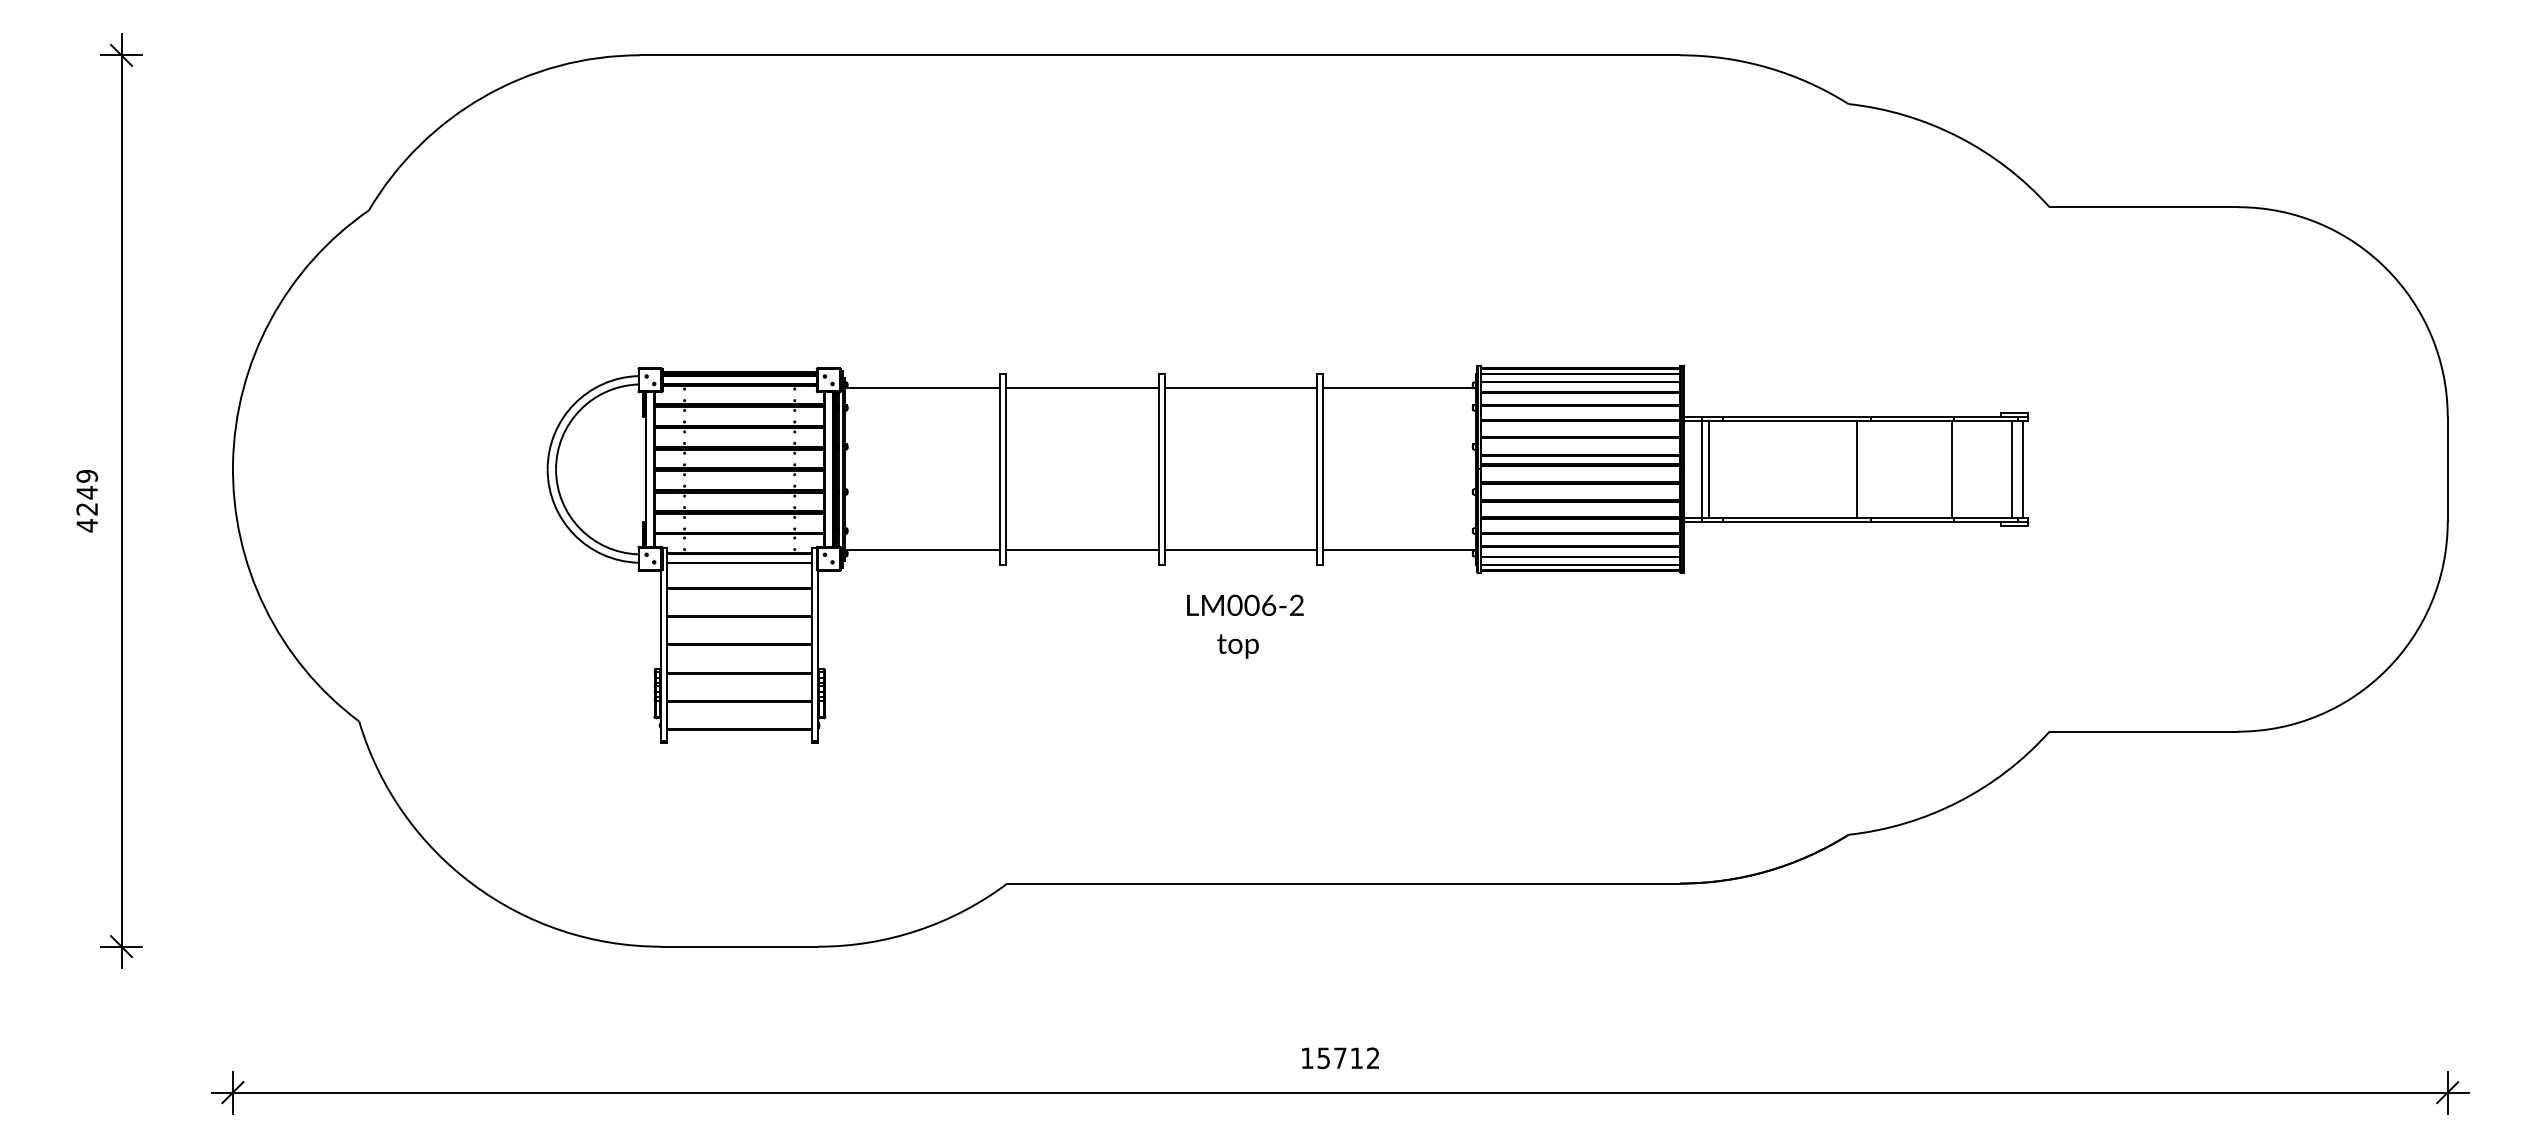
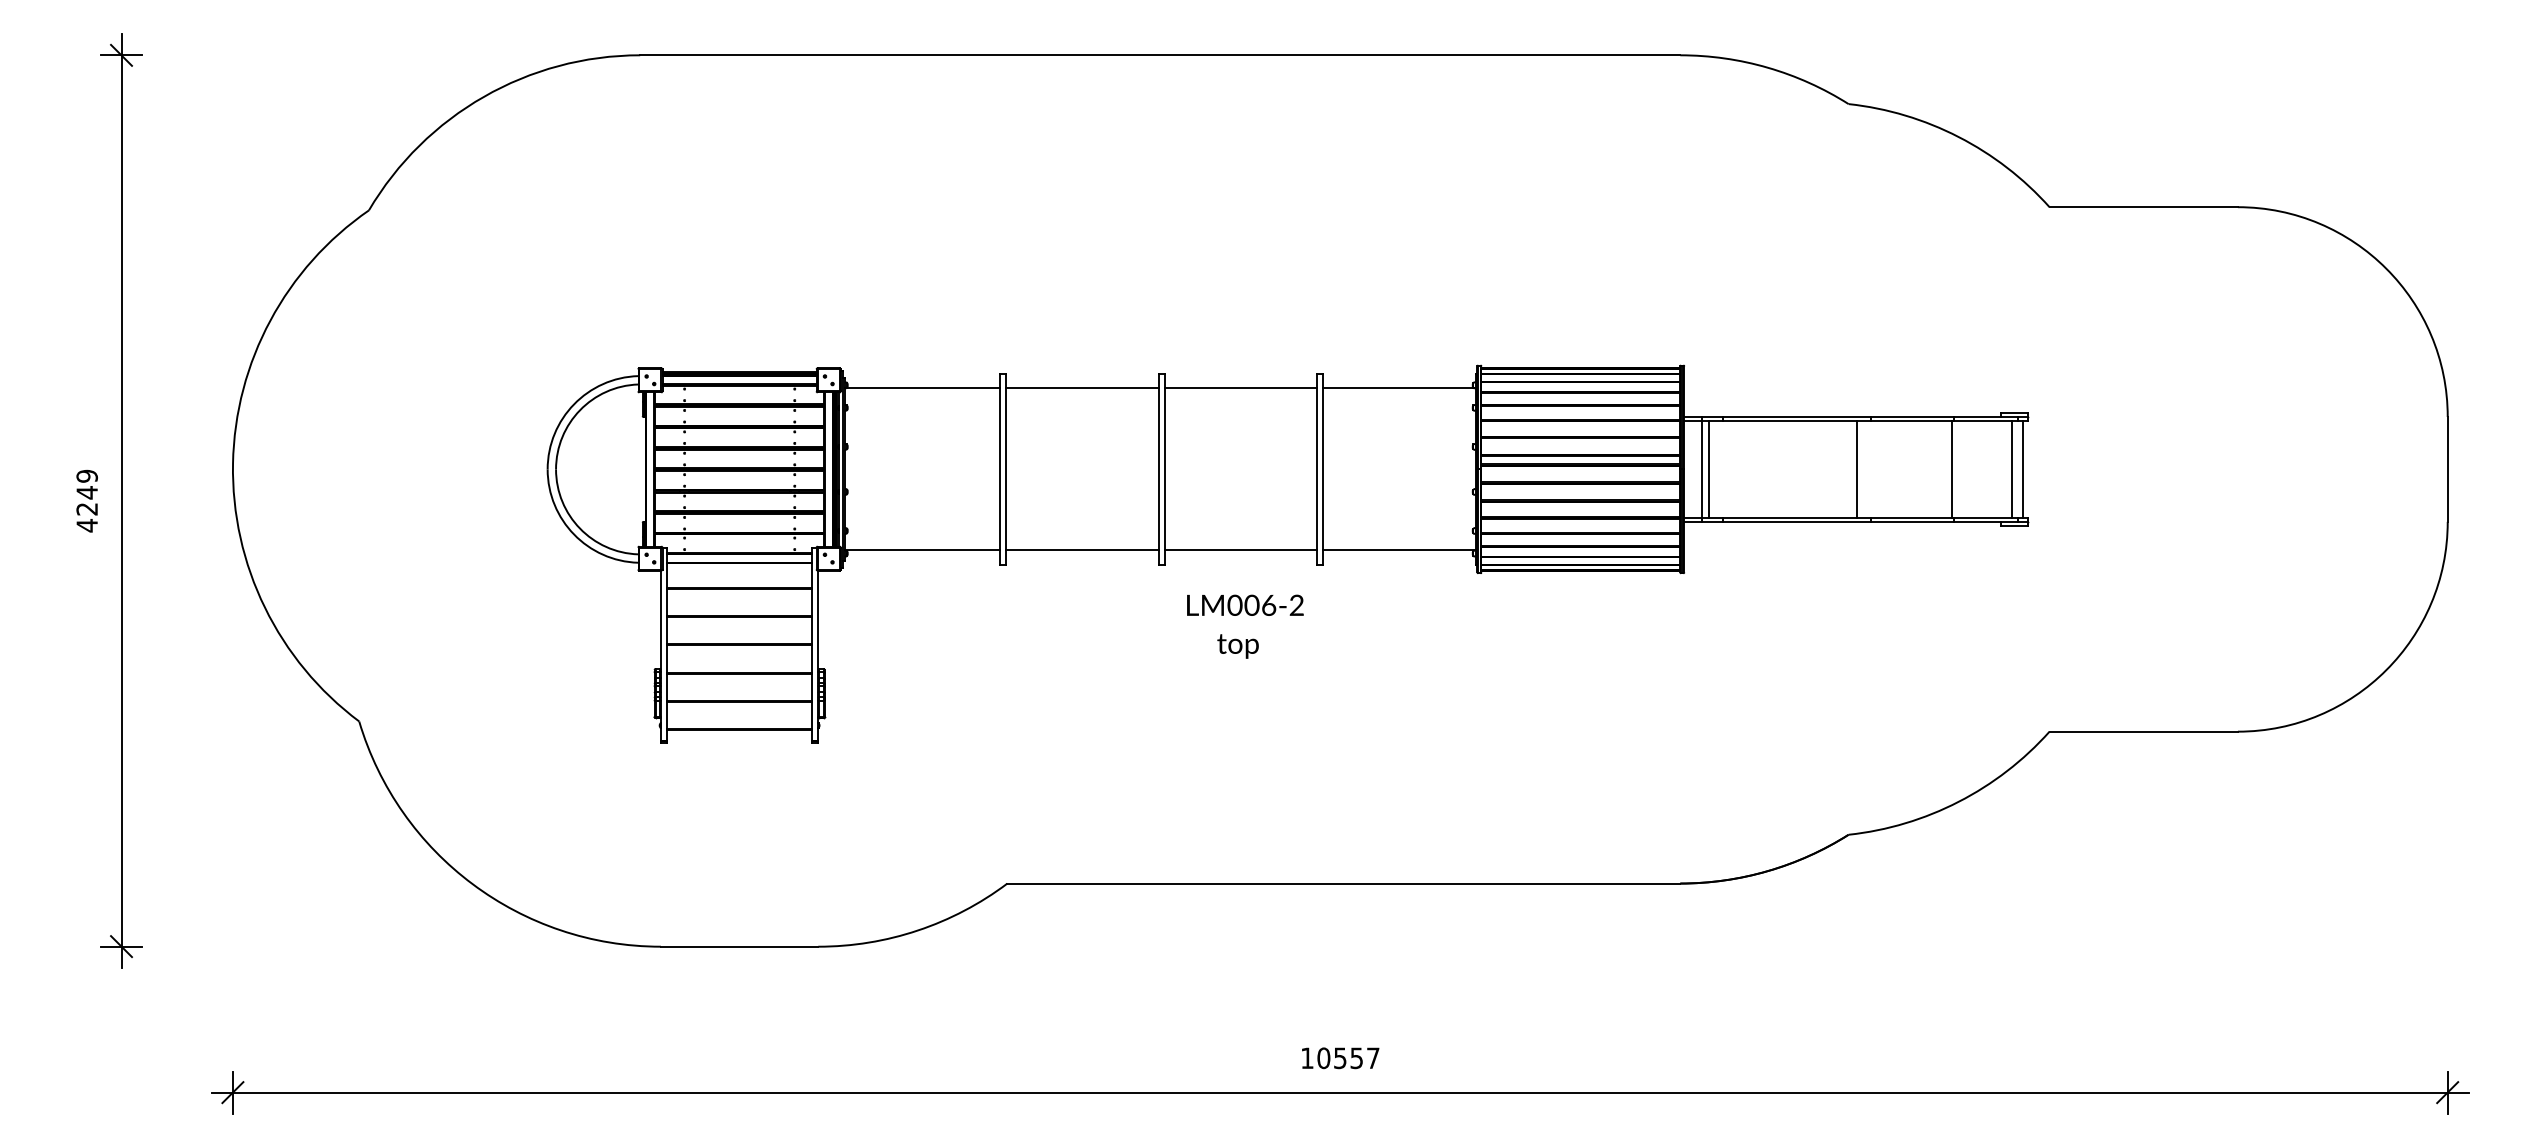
text: 15712 -> 10557 (1348, 1058)
